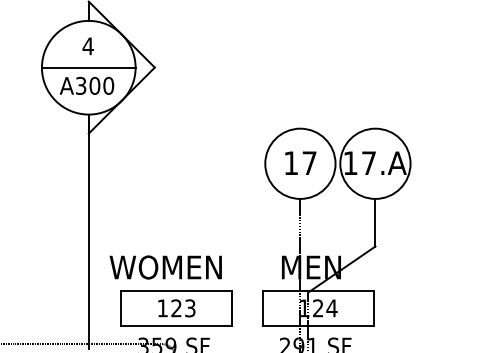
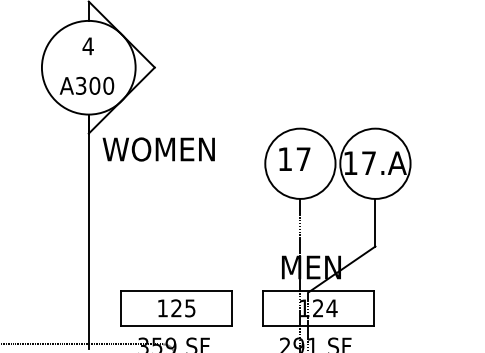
line: present -> none (88, 67)
text position: (300, 162) -> (294, 158) (294, 158)
text position: (165, 267) -> (158, 149) (158, 149)
text: 123 -> 125 (190, 307)
